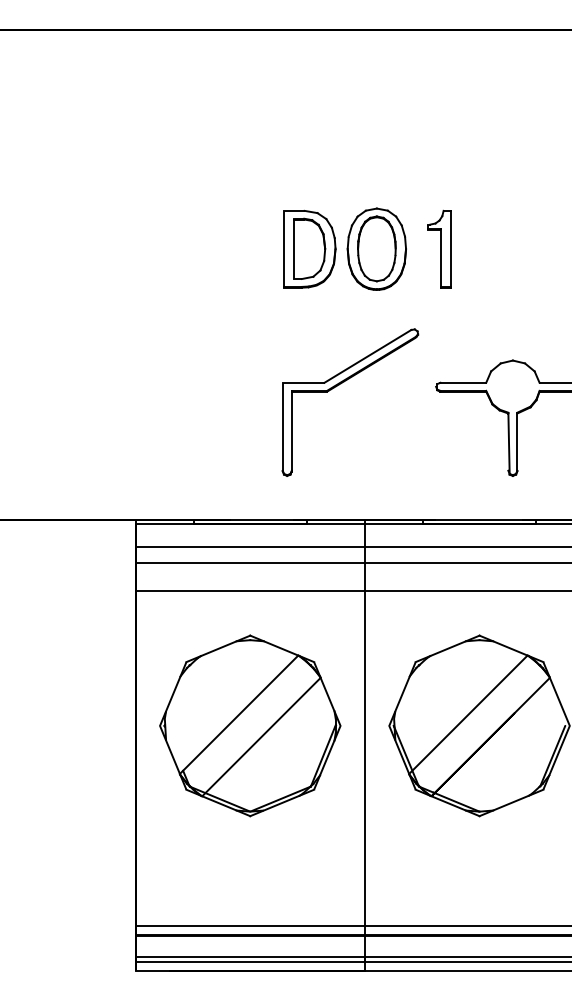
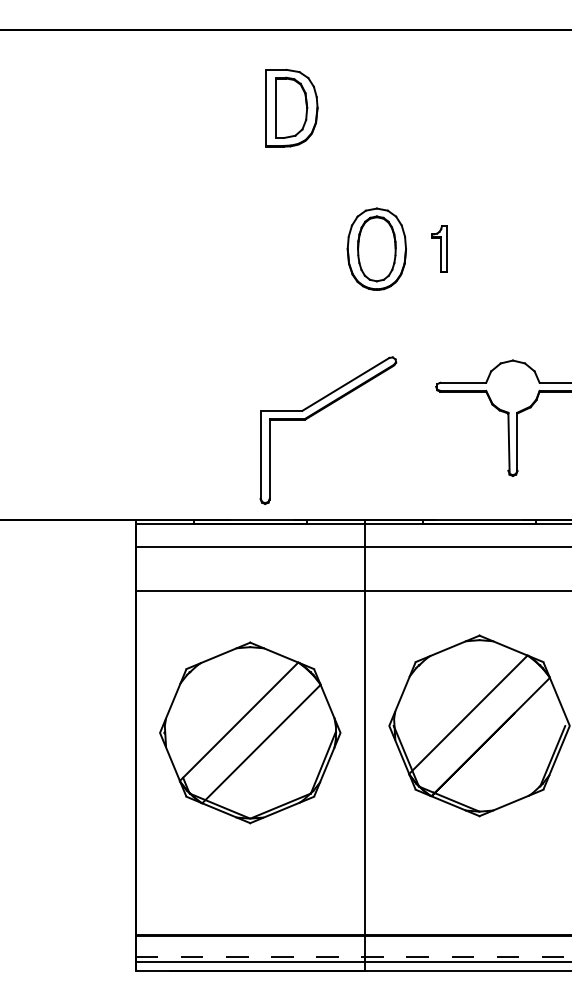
part position: (309, 248) -> (291, 107) (291, 107)
part size: 25x80 px -> 17x48 px (439, 248)
part position: (339, 385) -> (317, 413) (317, 413)
line: present -> none (351, 563)
part position: (250, 725) -> (250, 732) (250, 732)
line: present -> none (351, 925)
line: solid -> dashed (353, 957)
